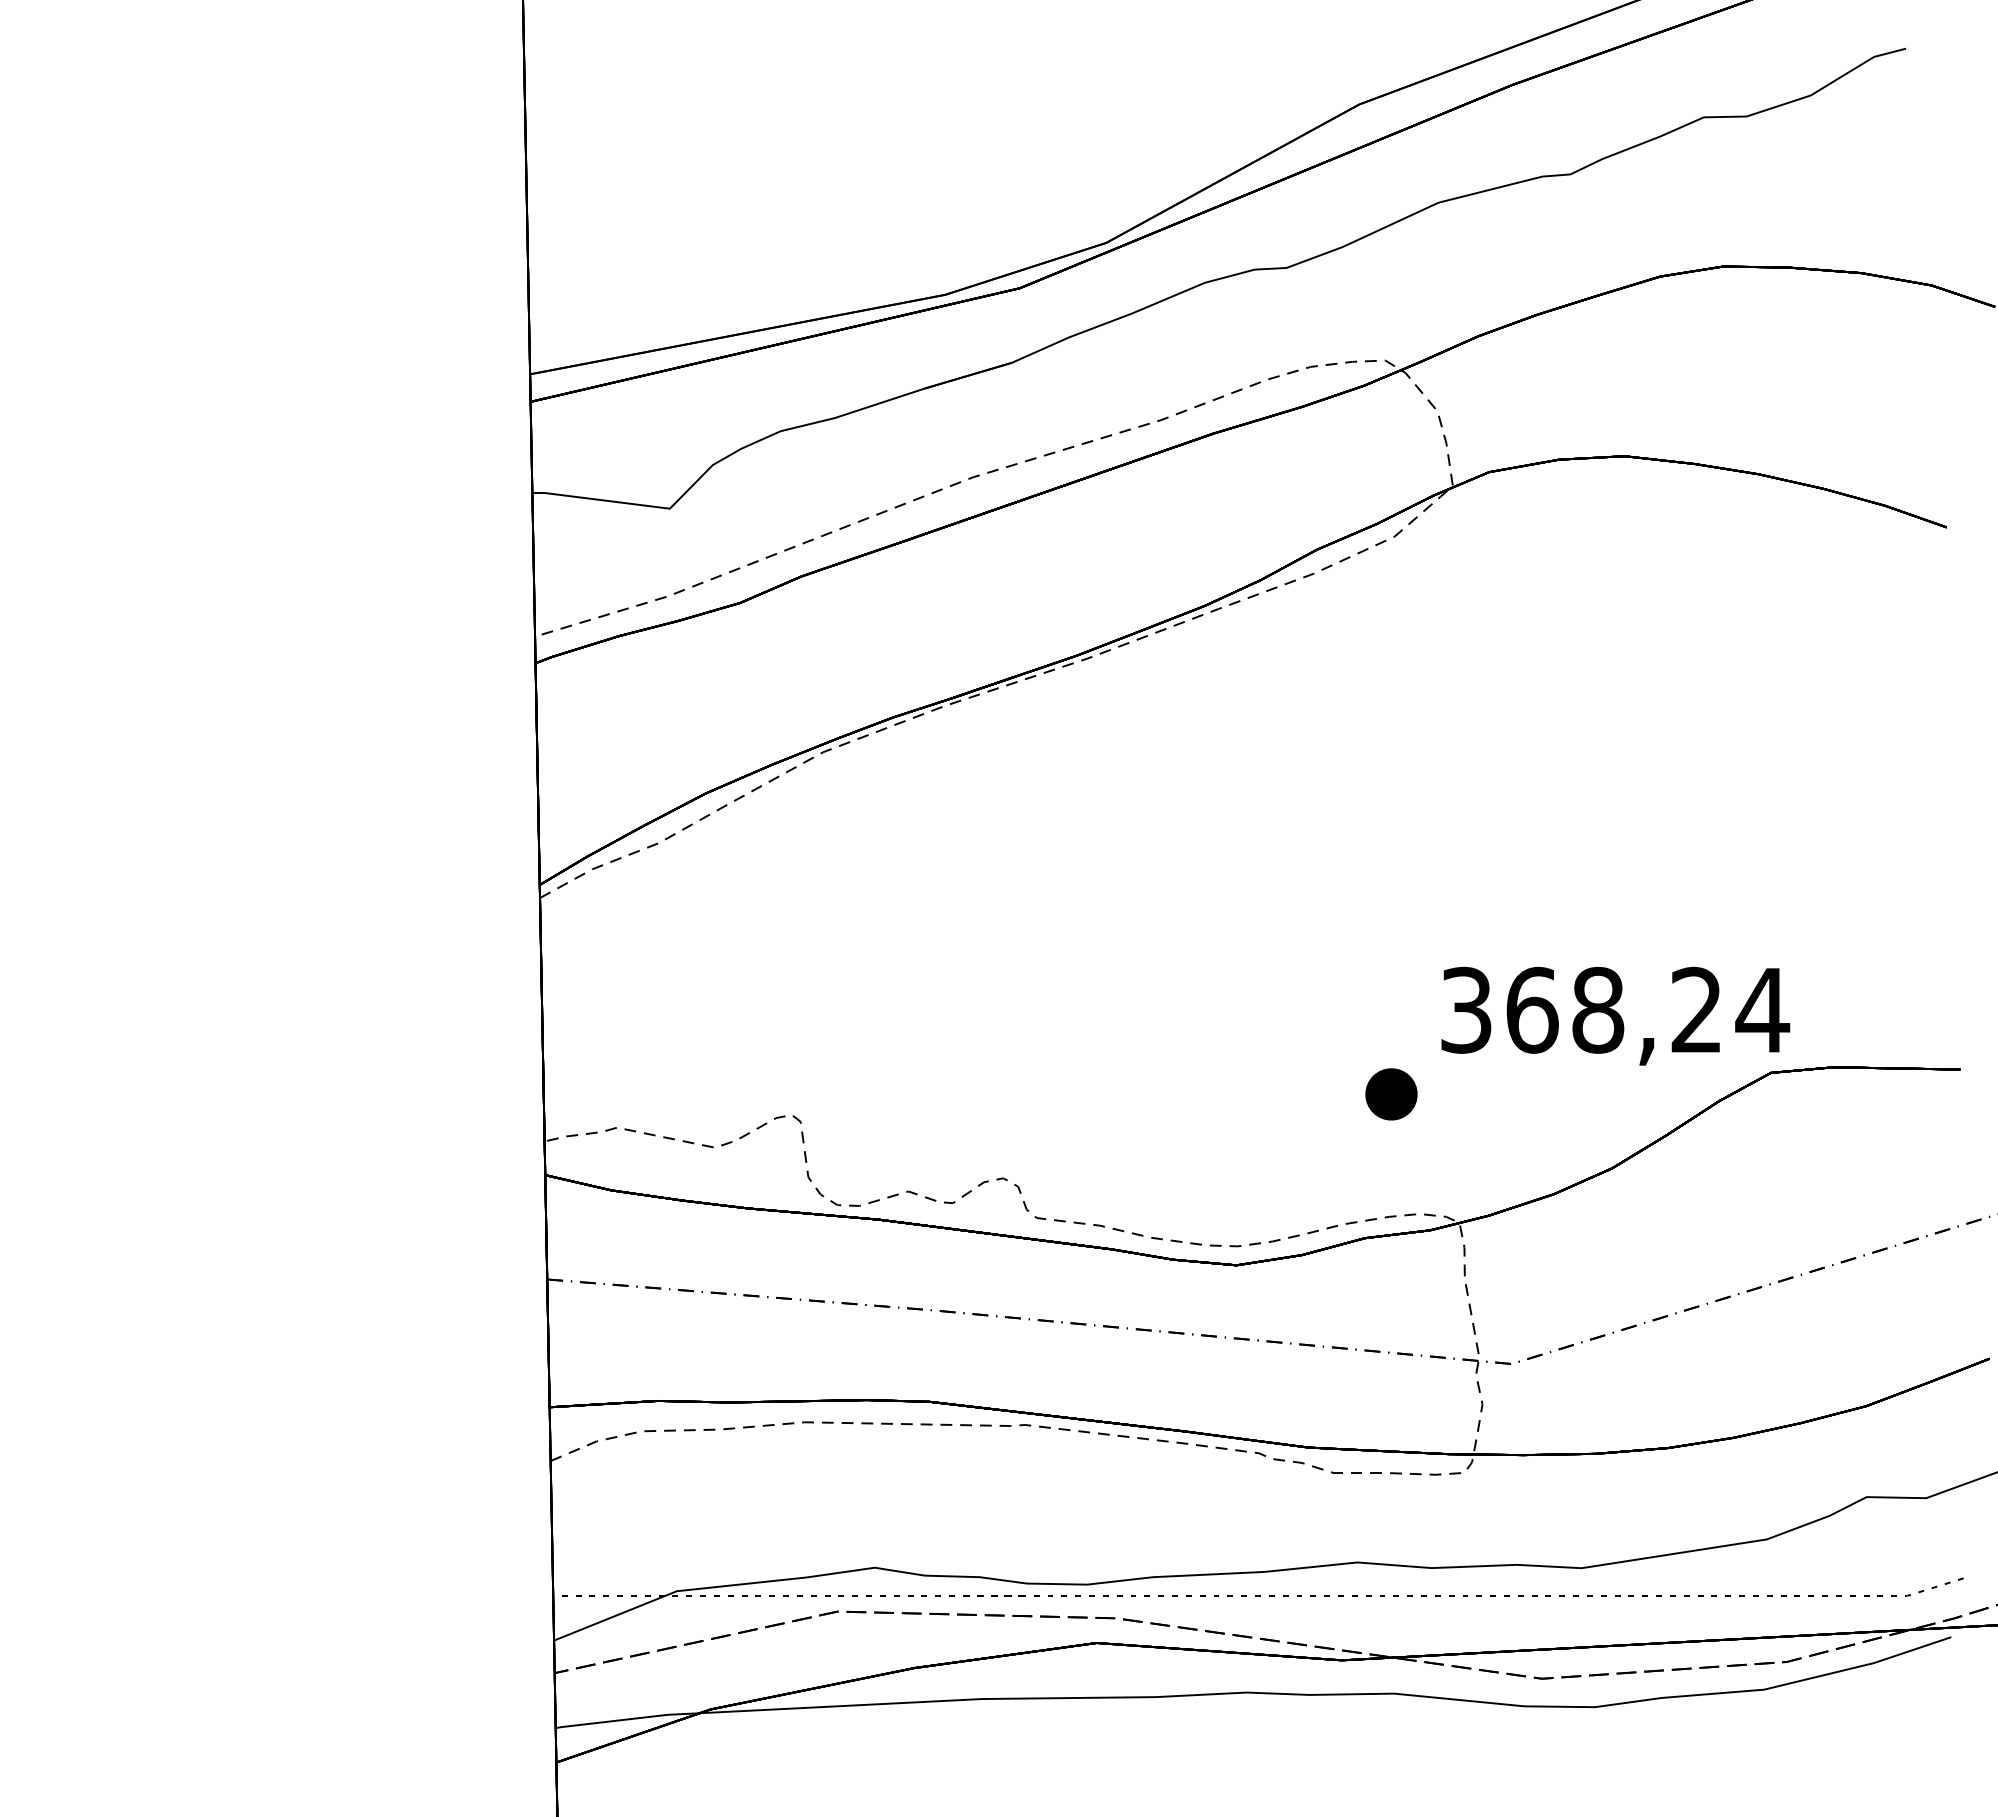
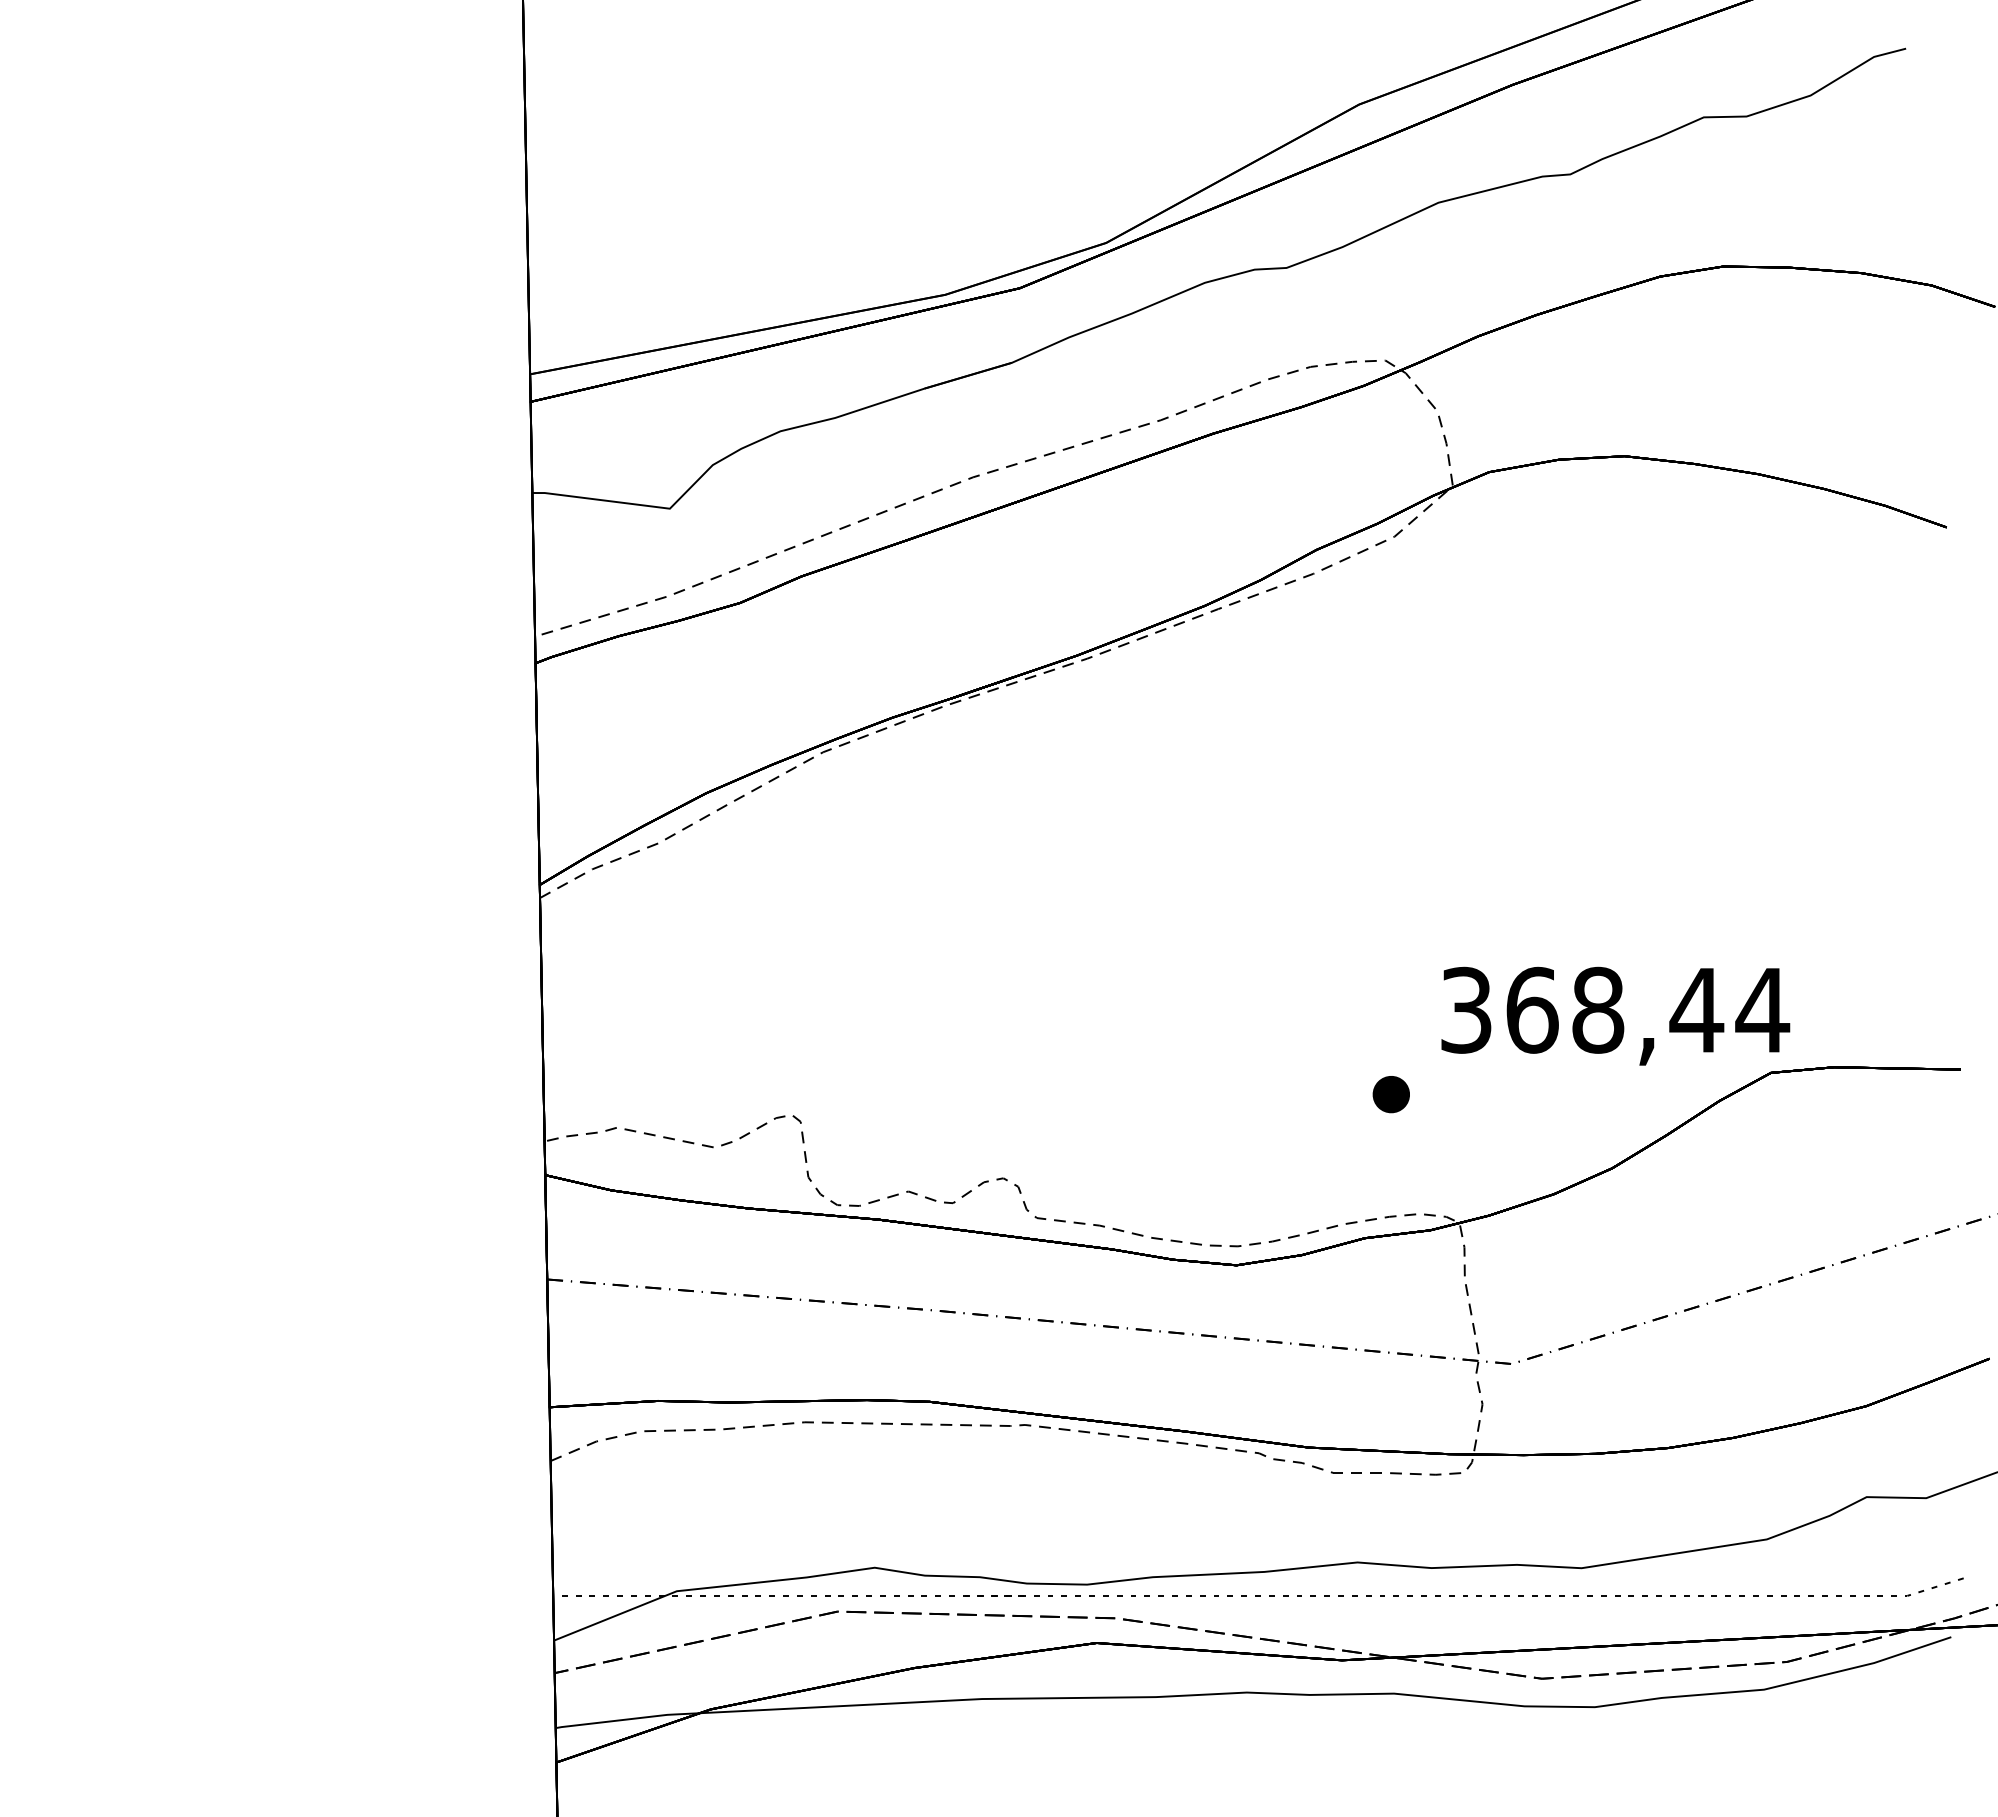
text: 368,24 -> 368,44 (1696, 1009)
part size: 53x53 px -> 38x38 px (1390, 1094)
